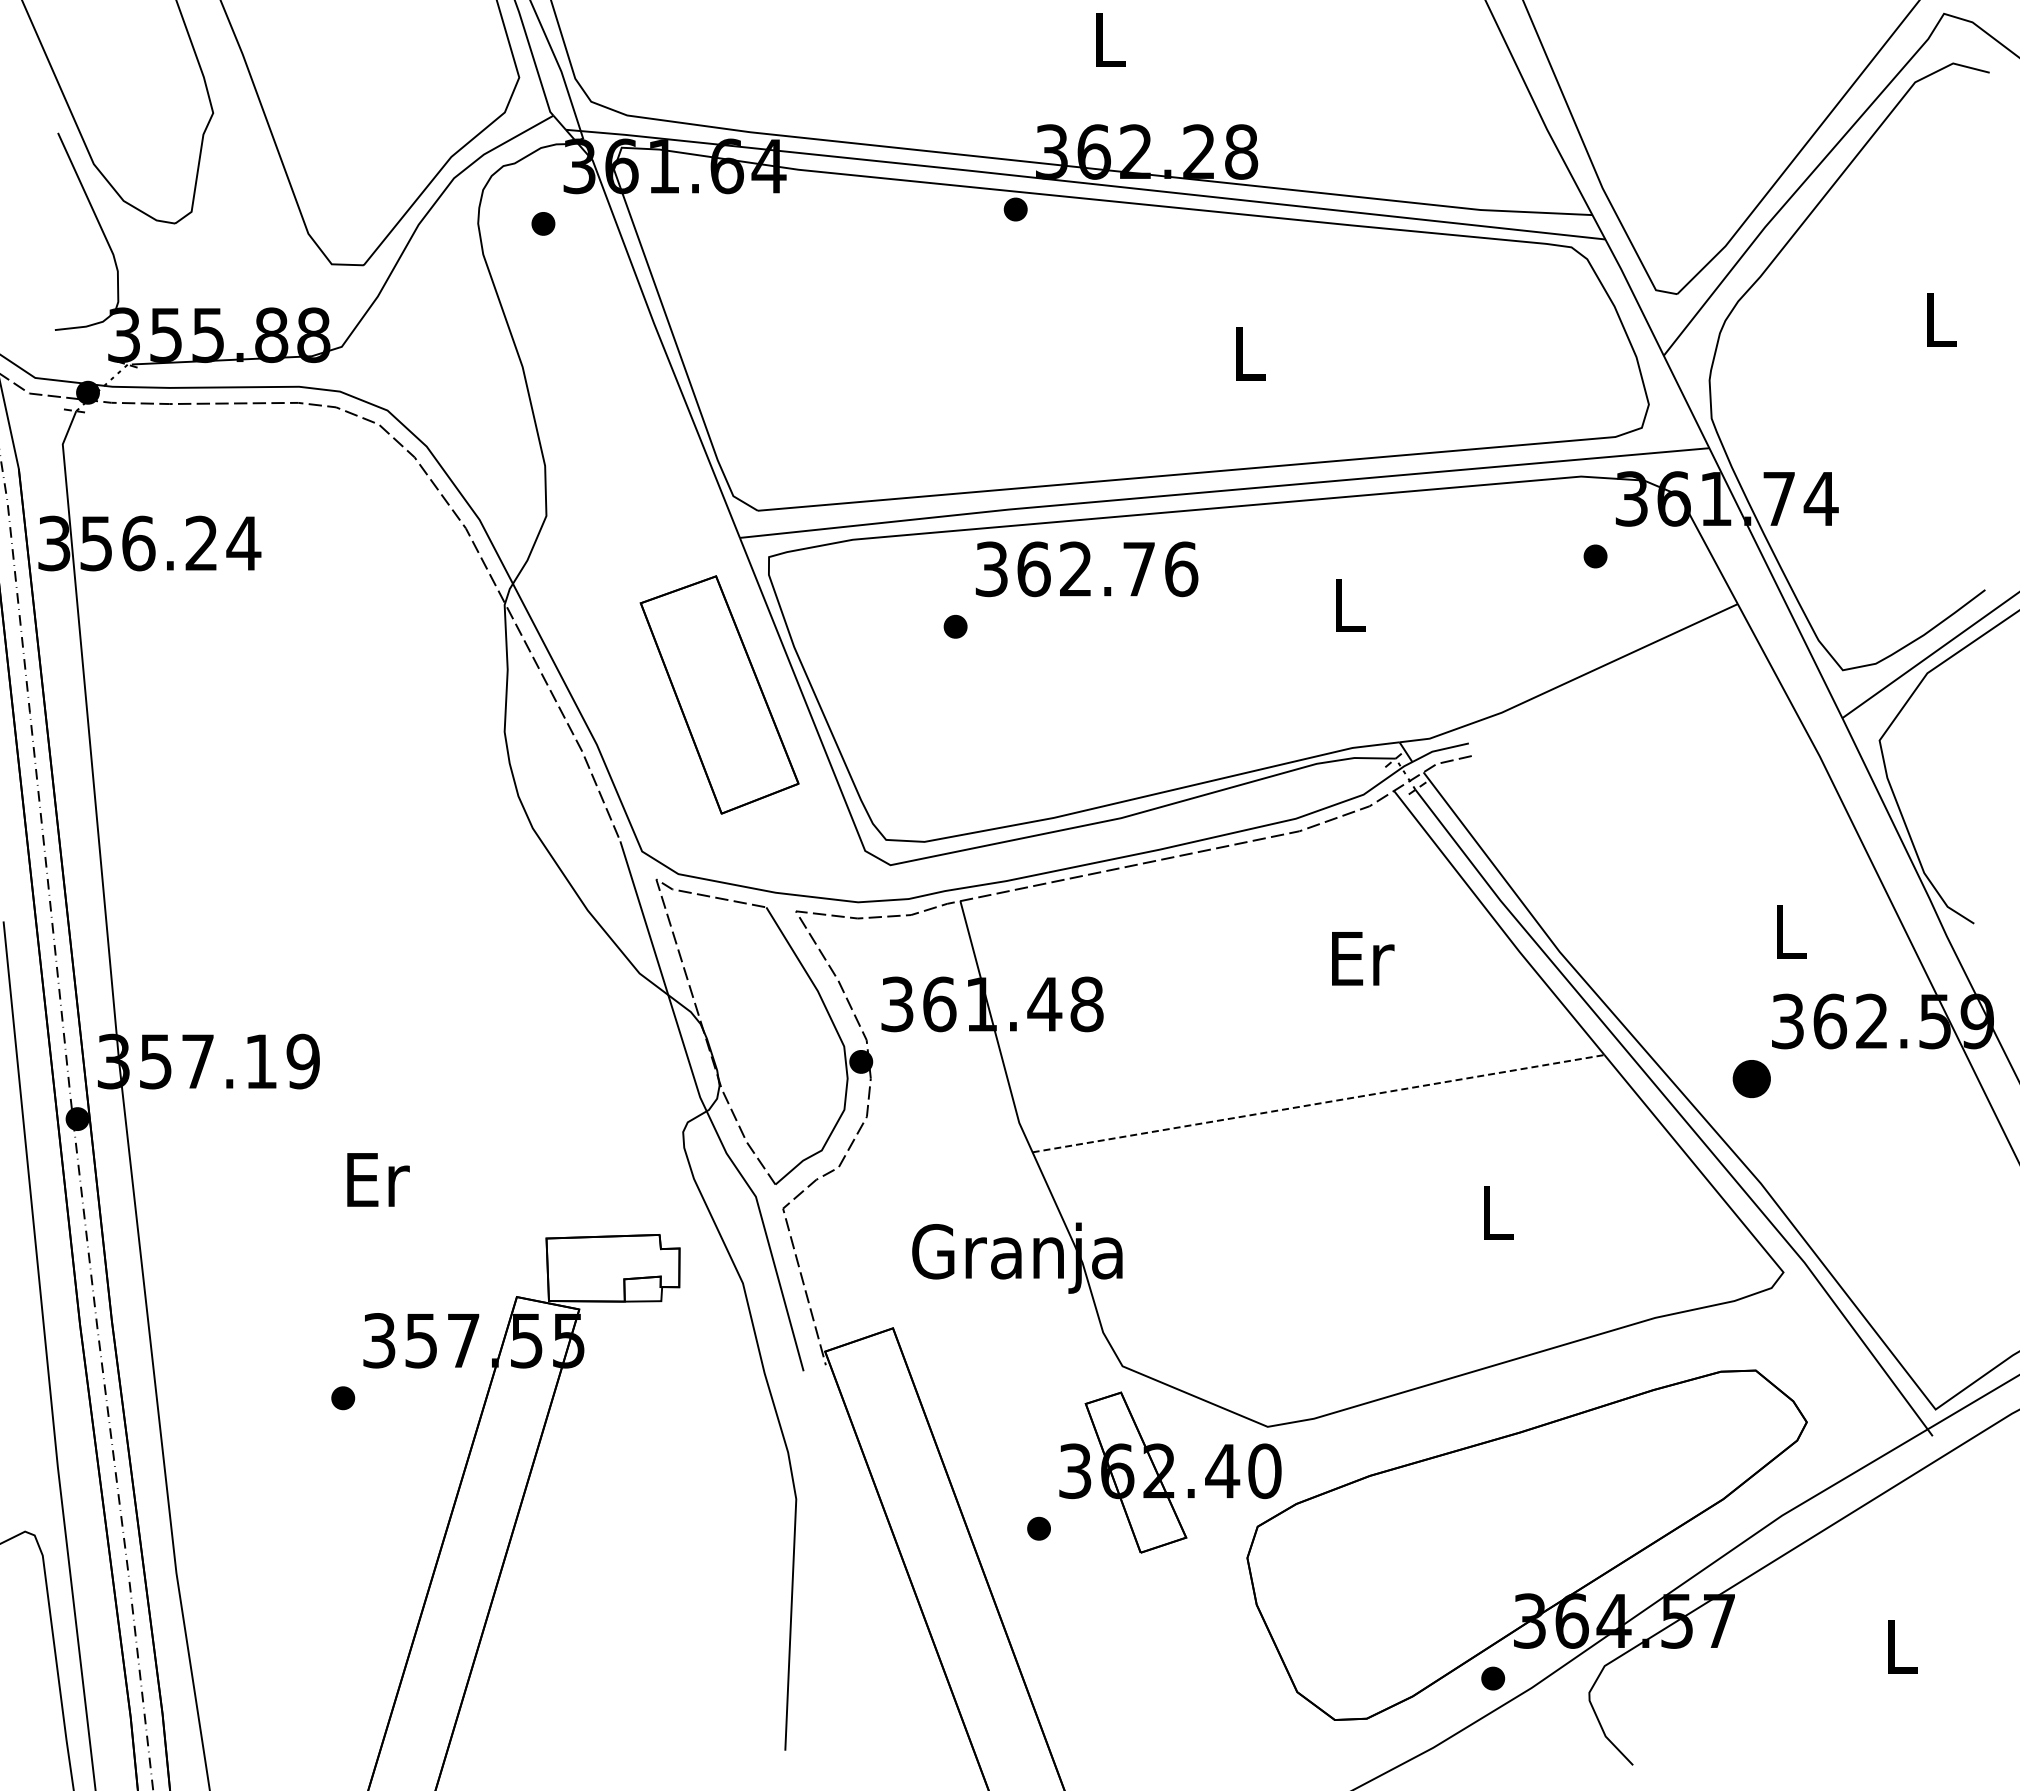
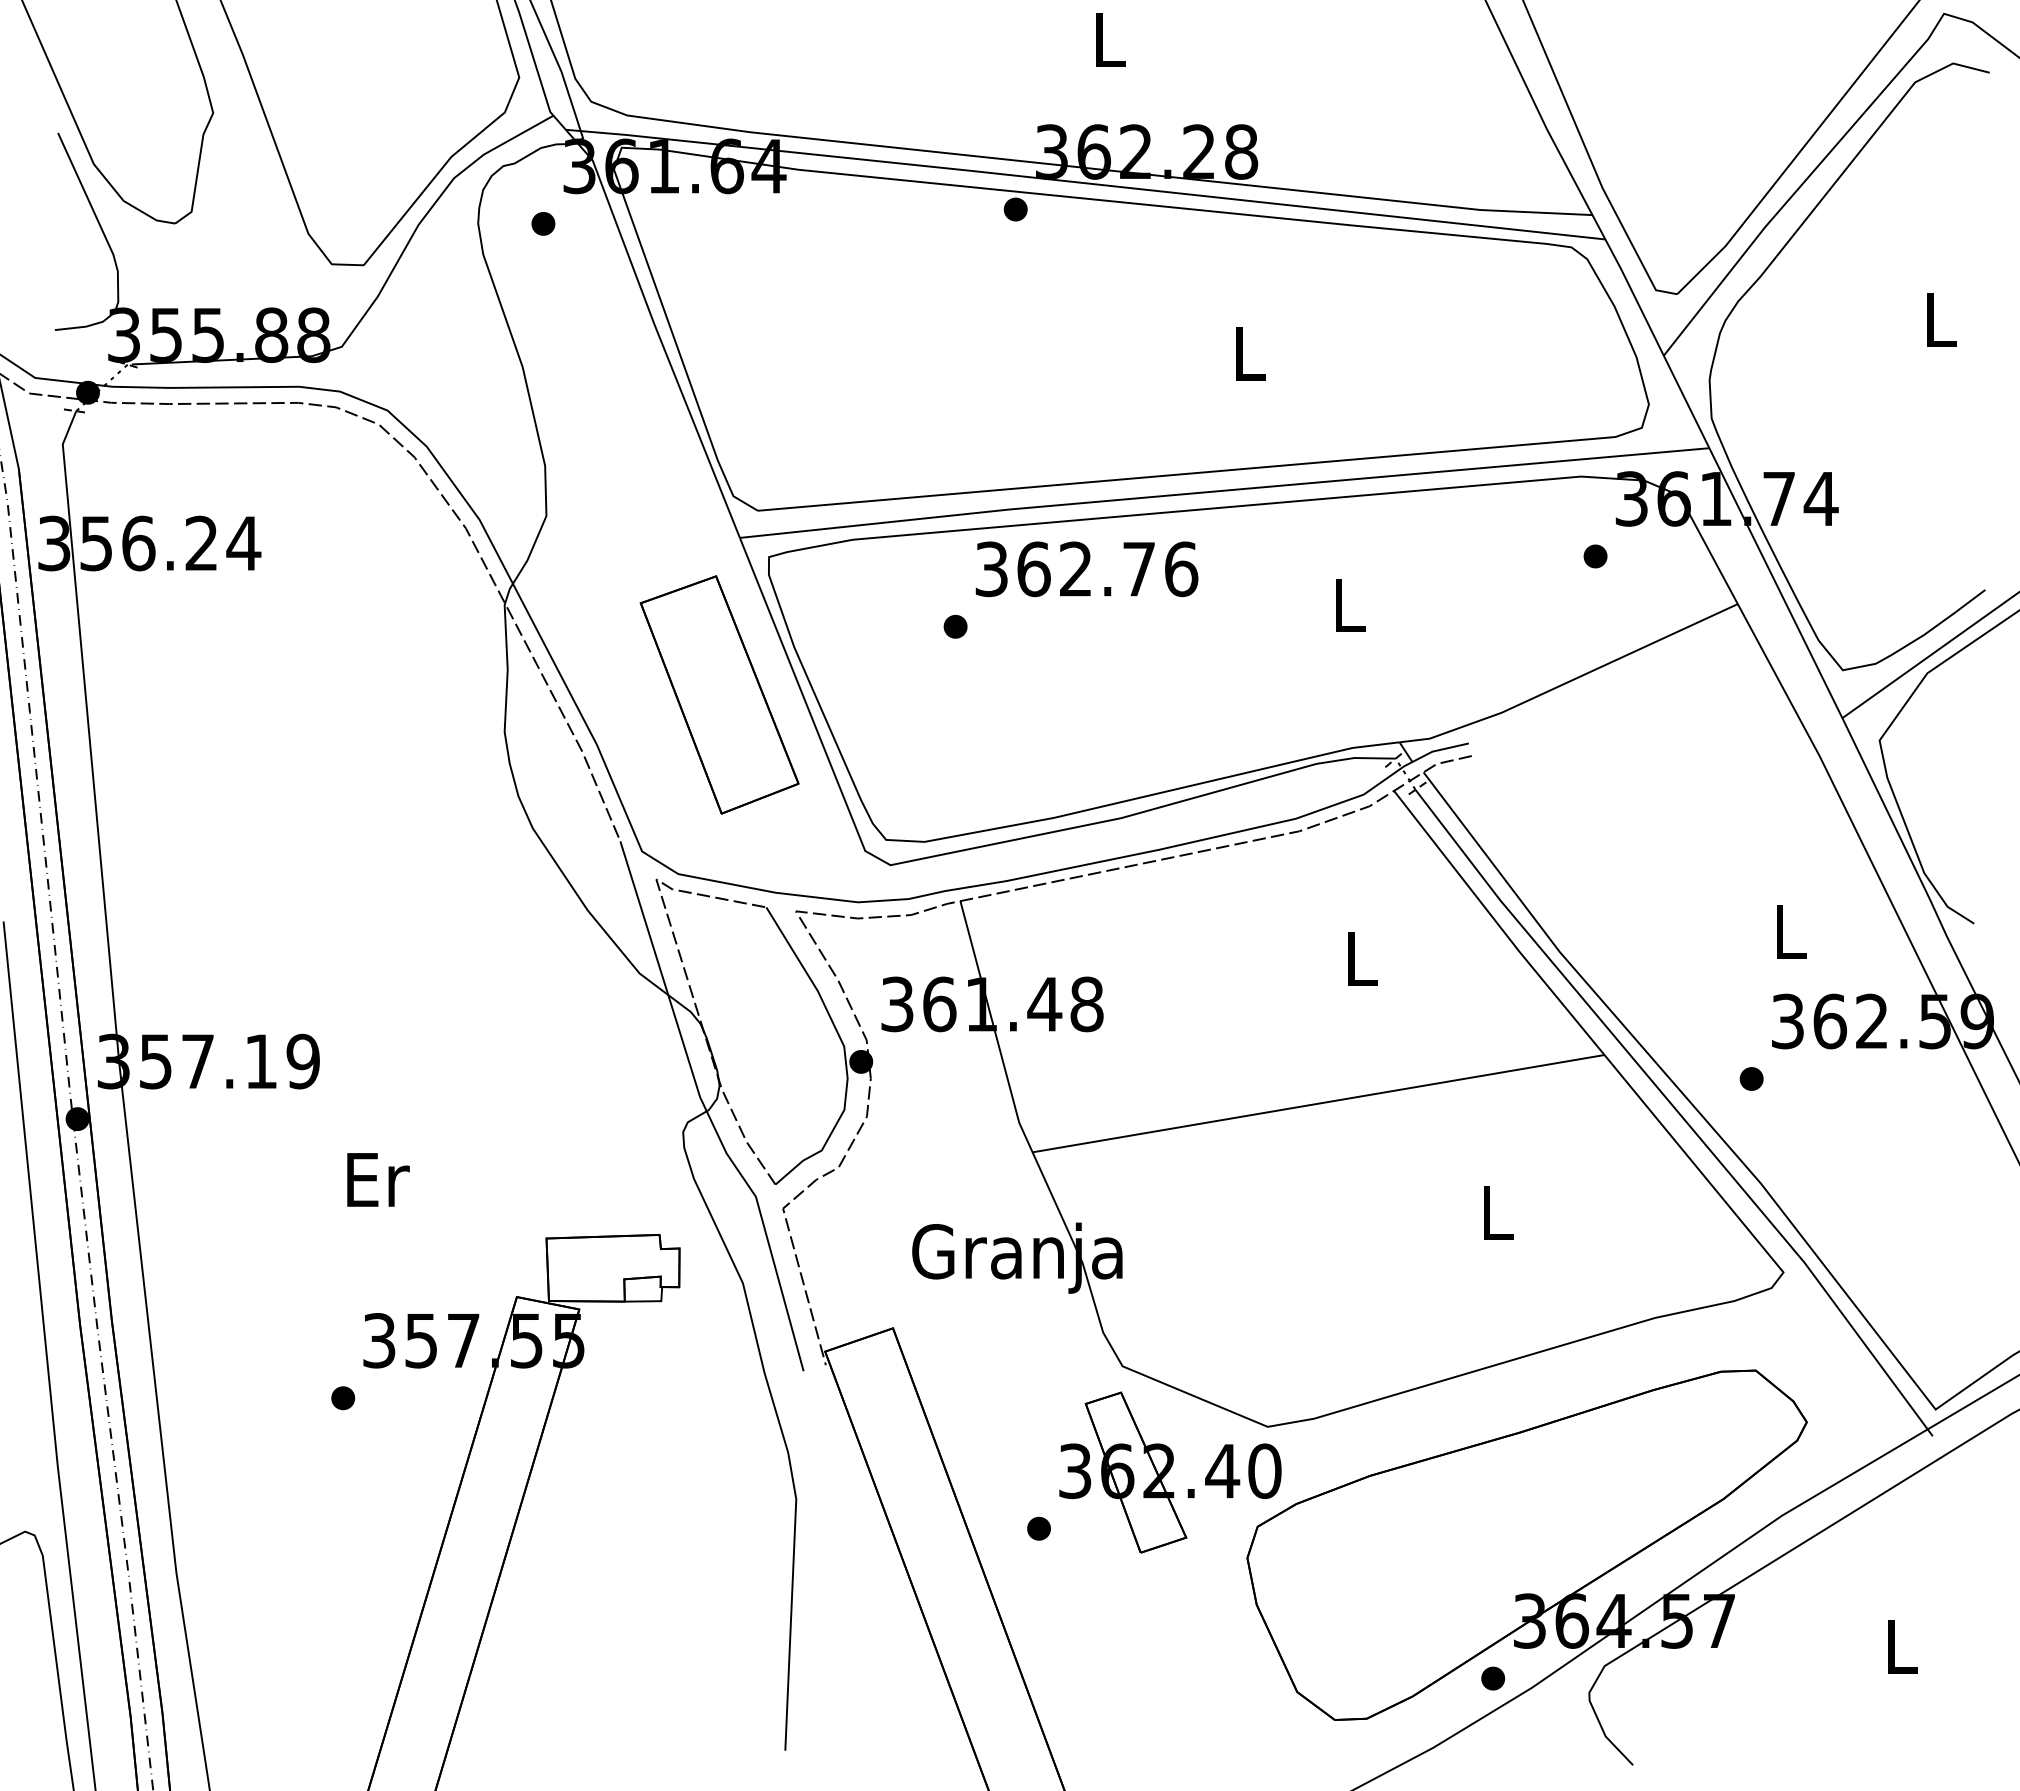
text: Er -> L (1363, 958)
part size: 39x39 px -> 25x24 px (1751, 1078)
line: dashed -> solid (1319, 1103)
